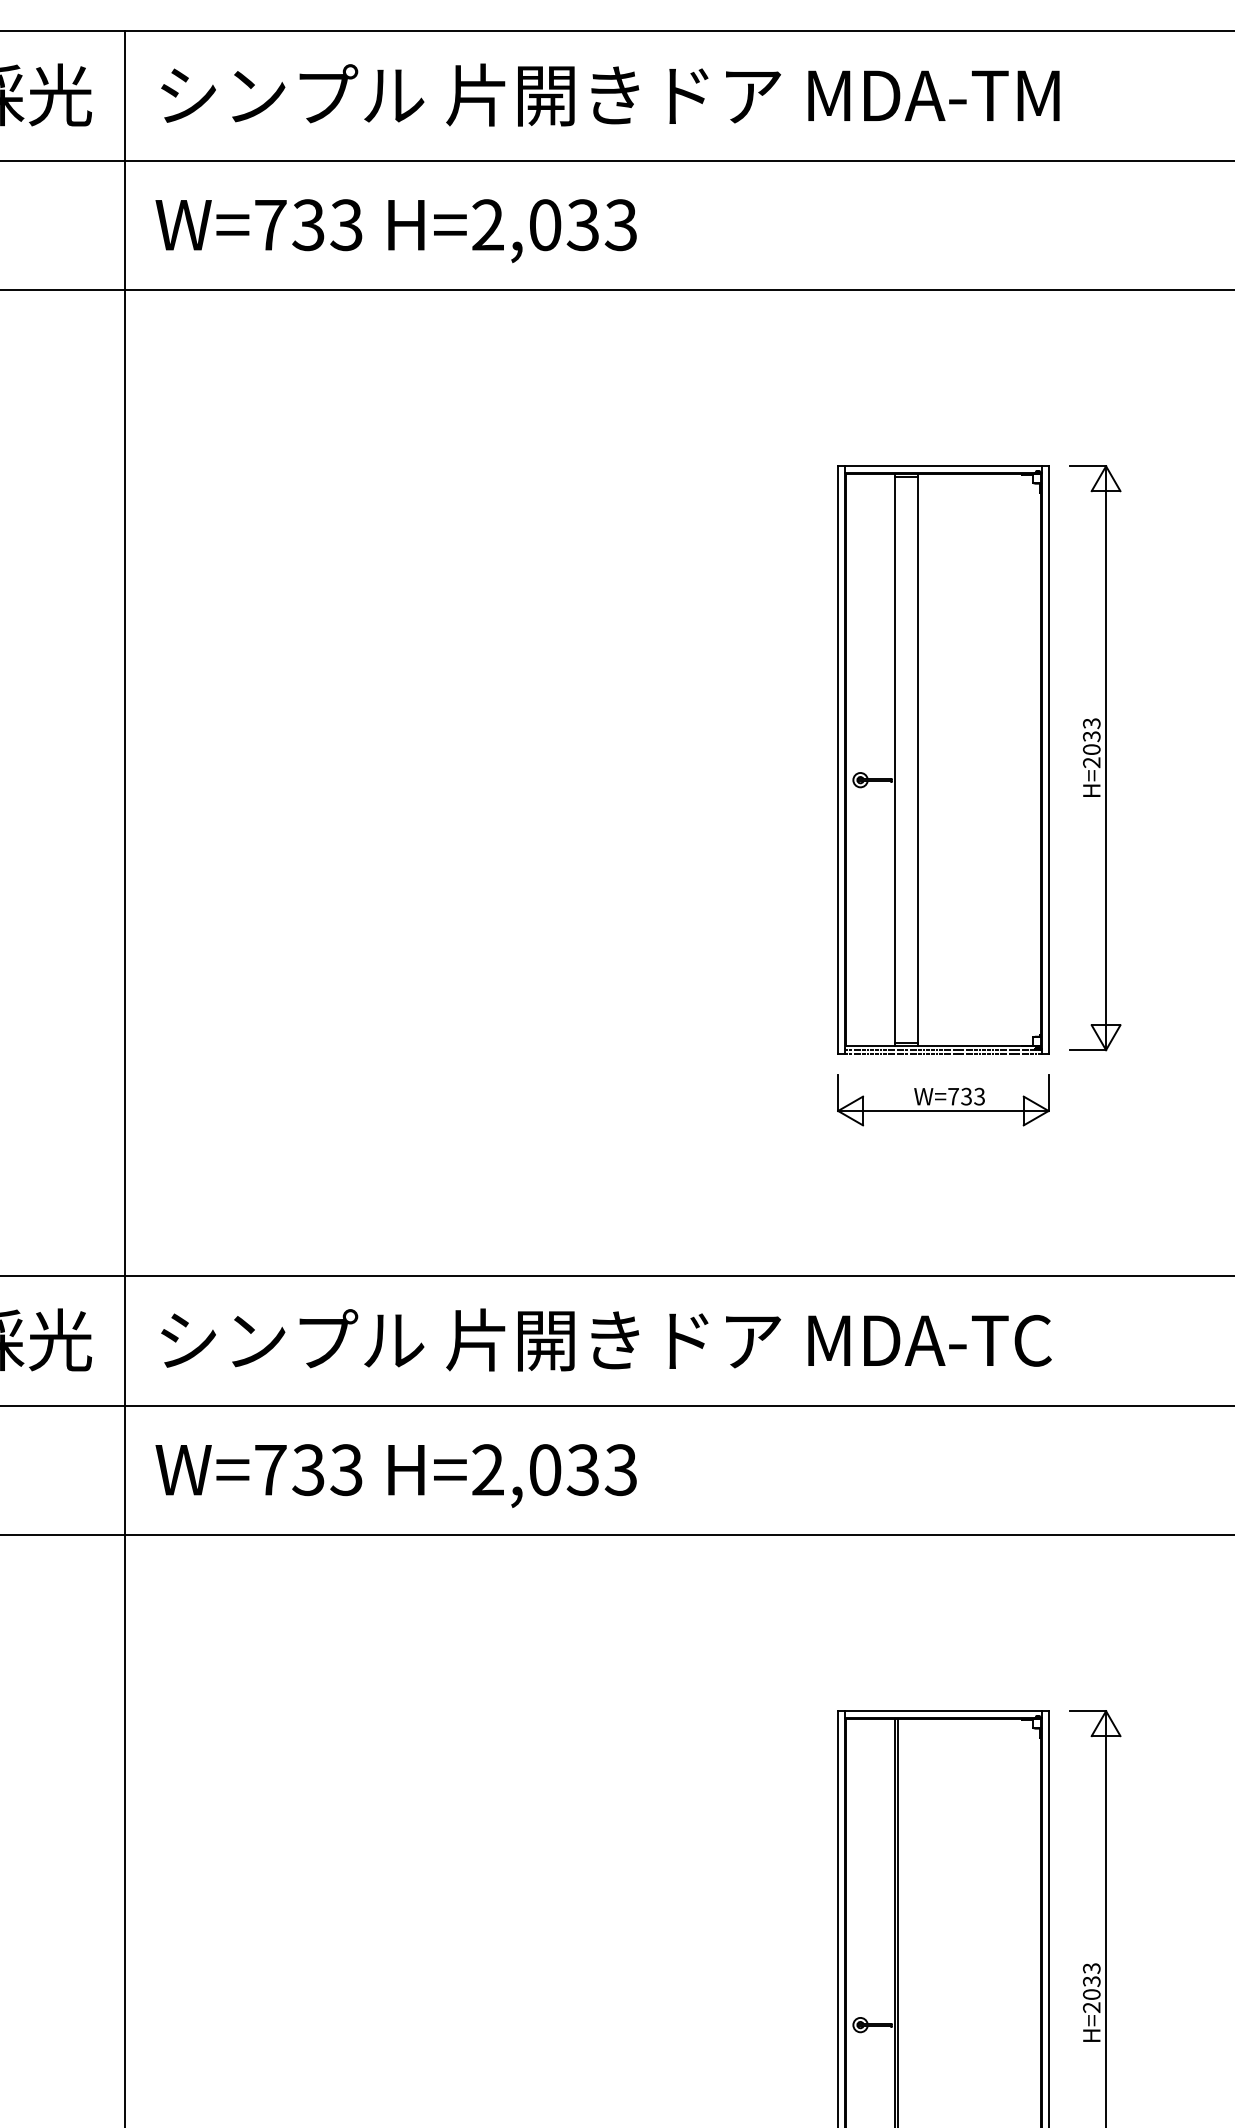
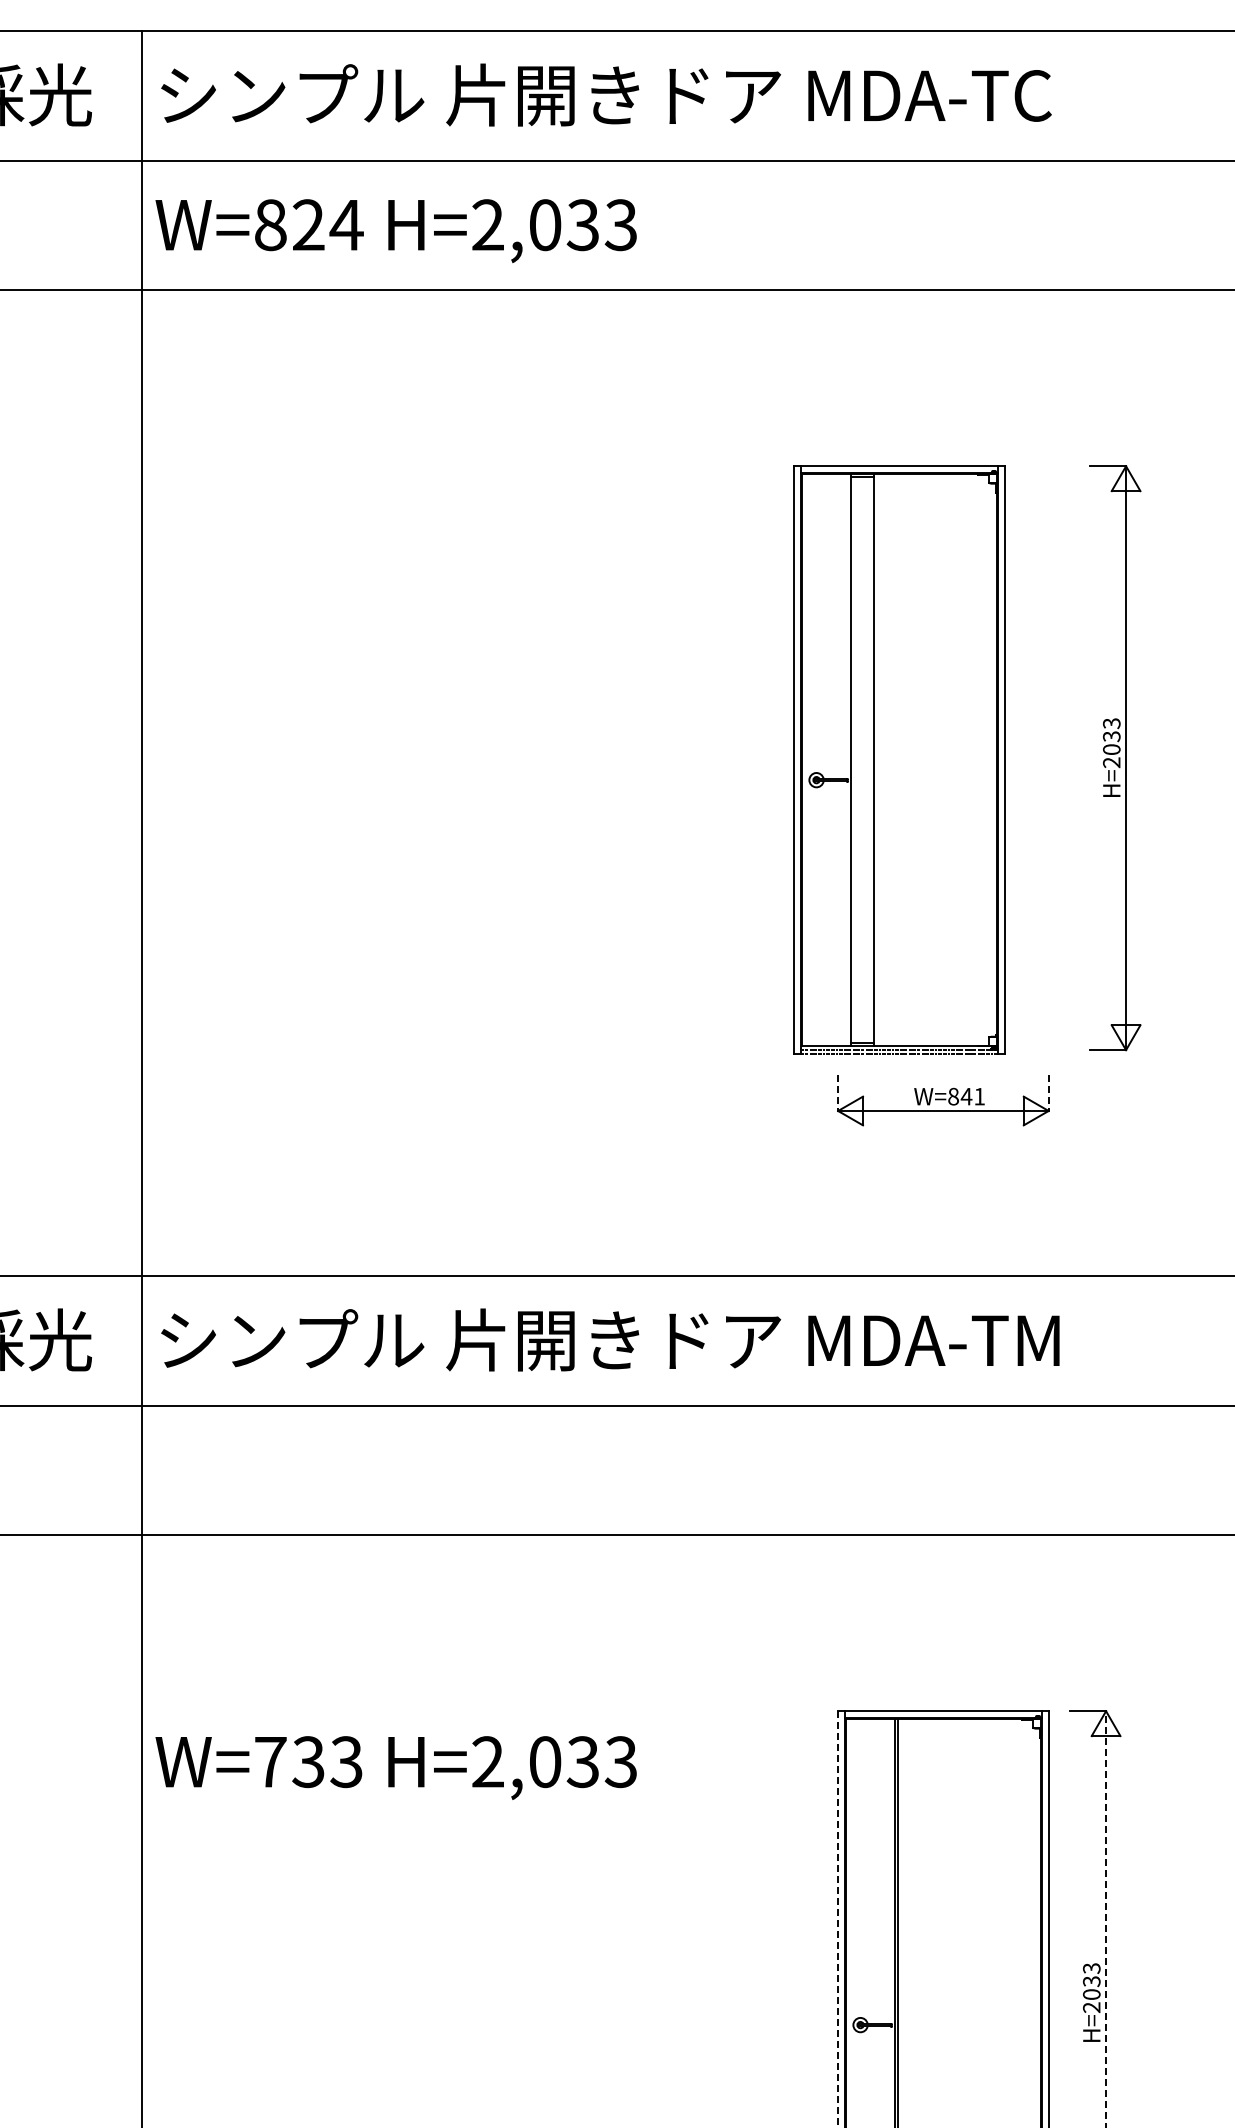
text: シンプル 片開きドア MDA-TM -> シンプル 片開きドア MDA-TC (1036, 95)
text: W=733 -> W=824 (309, 225)
part position: (1095, 758) -> (1115, 758) (1115, 758)
part position: (943, 759) -> (899, 759) (899, 759)
line position: (124, 1077) -> (141, 1077) (141, 1077)
line: solid -> dashed (838, 1093)
line: solid -> dashed (1048, 1093)
text: W=733 -> W=841 (966, 1096)
text: シンプル 片開きドア MDA-TC -> シンプル 片開きドア MDA-TM (1036, 1340)
text position: (395, 1475) -> (395, 1767) (395, 1767)
line: solid -> dashed (838, 1919)
line: solid -> dashed (1106, 1919)
